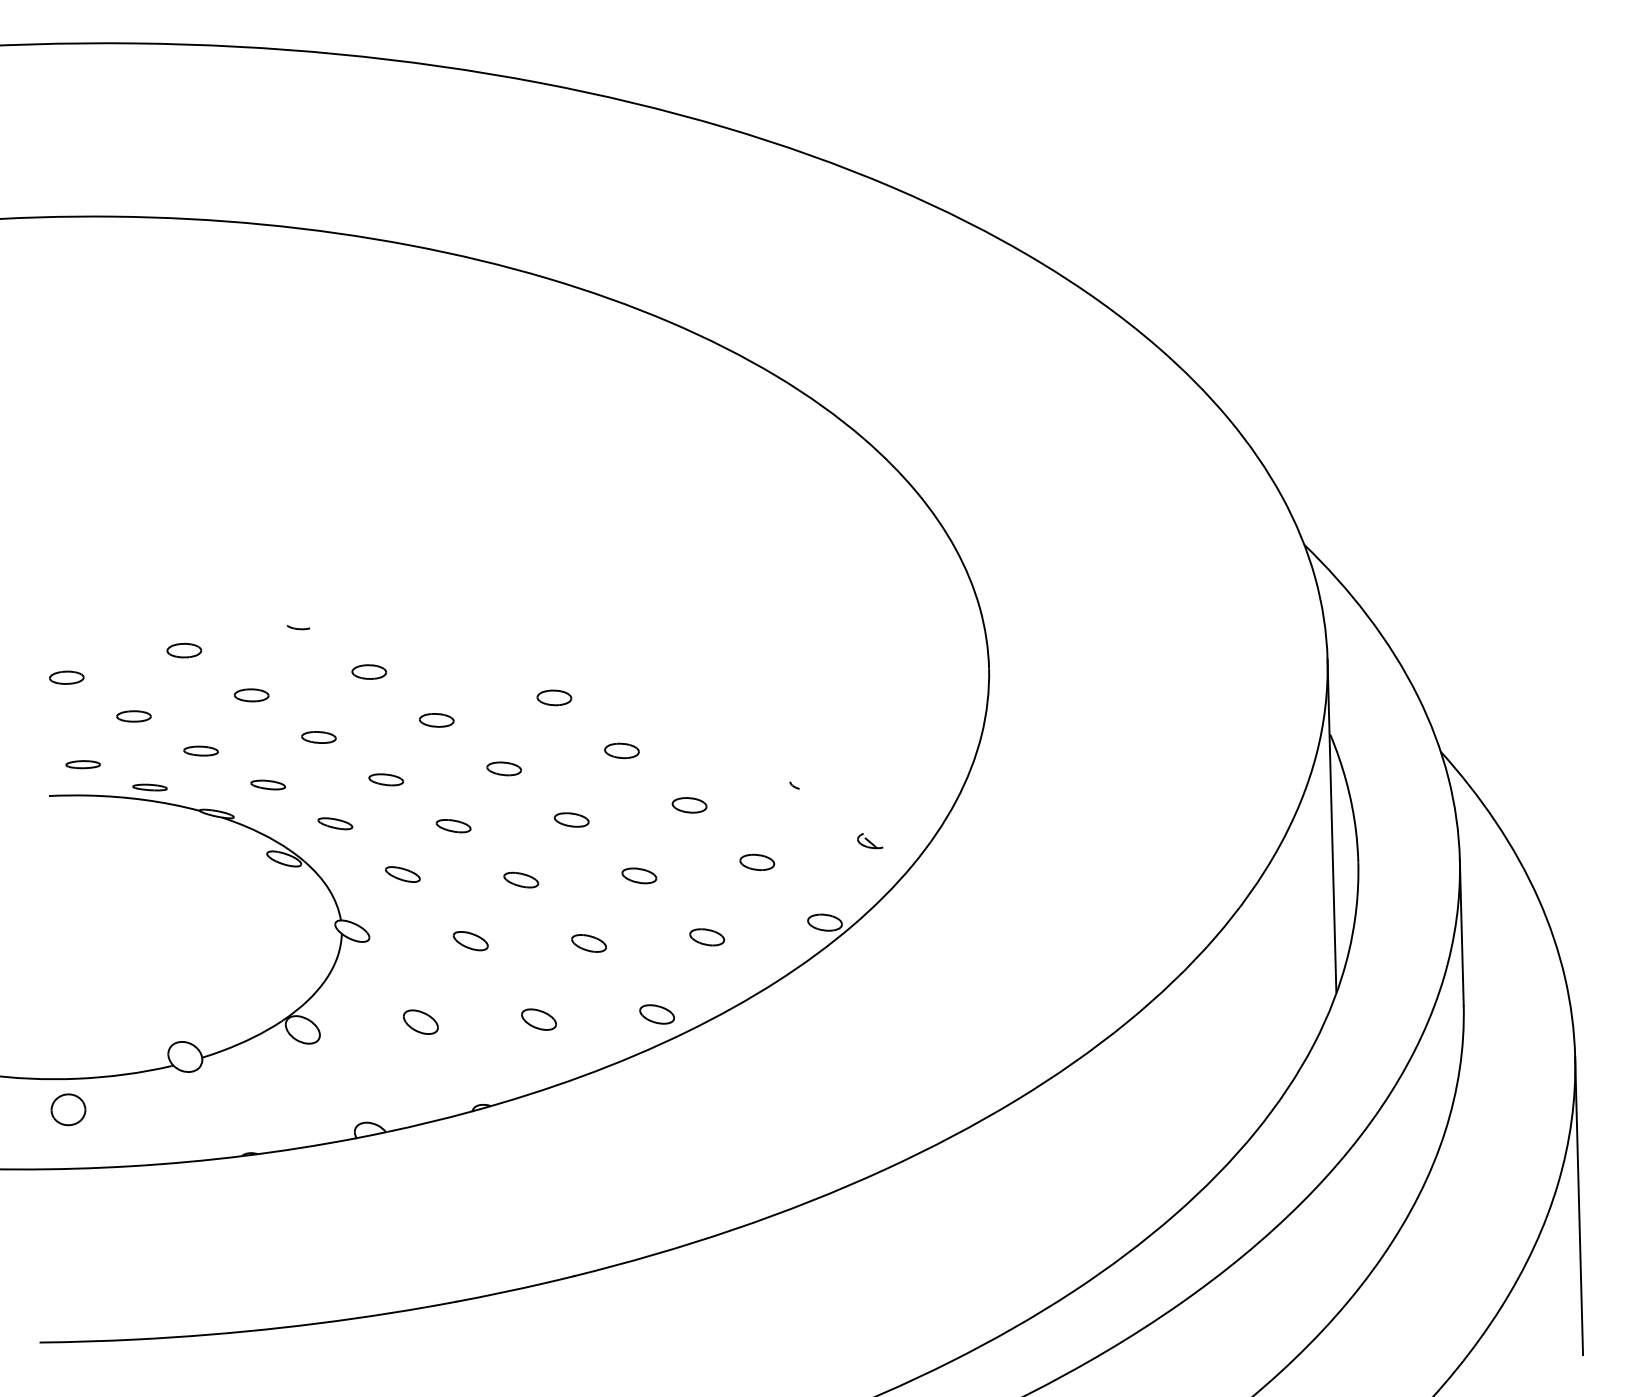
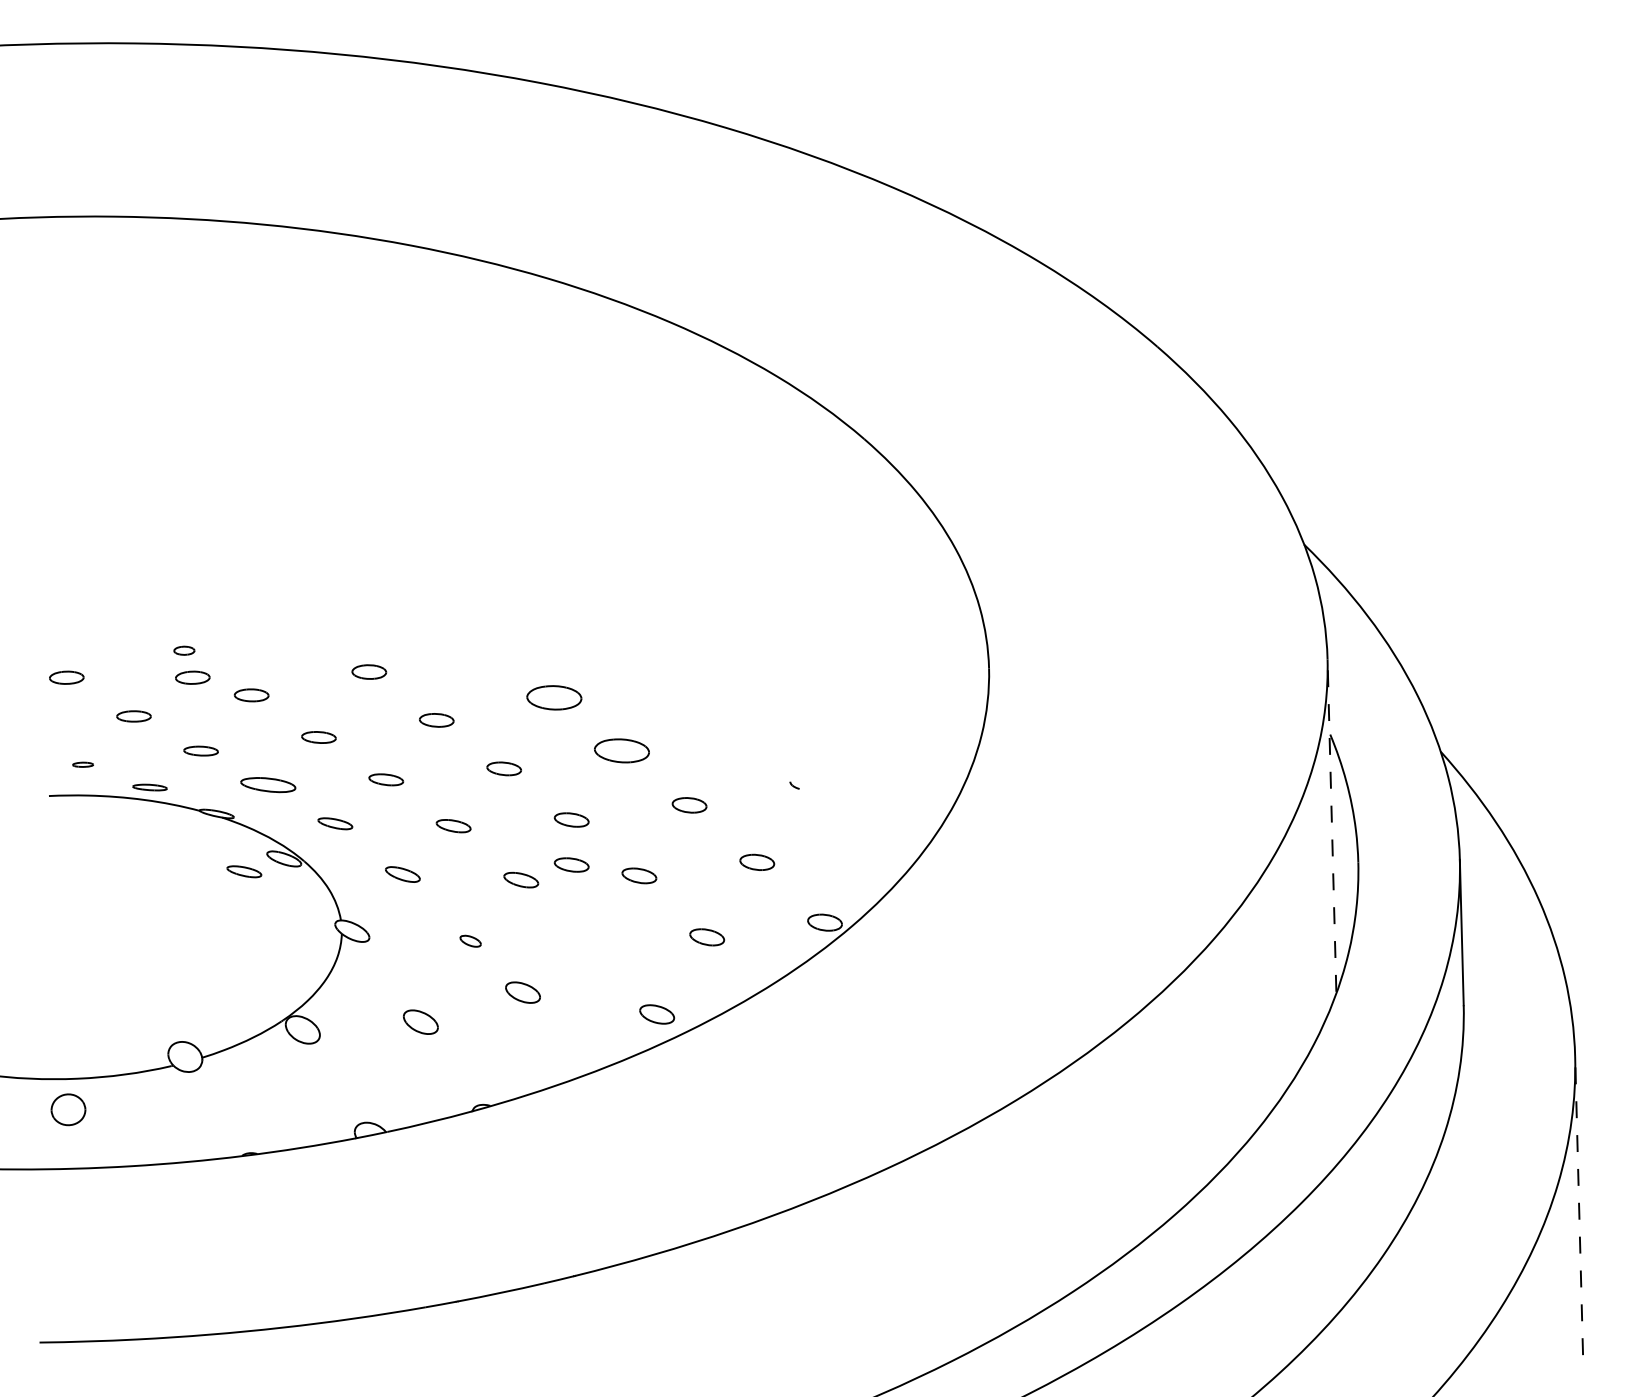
part: present -> none (298, 627)
part size: 37x16 px -> 23x11 px (184, 650)
part: none -> present (192, 677)
part size: 37x18 px -> 57x26 px (554, 697)
part size: 36x18 px -> 56x26 px (621, 750)
part size: 36x10 px -> 22x7 px (82, 764)
part size: 36x12 px -> 57x17 px (268, 785)
line: solid -> dashed (1331, 825)
part: present -> none (870, 841)
part: none -> present (571, 864)
part: none -> present (244, 871)
part size: 37x21 px -> 23x14 px (470, 940)
part: present -> none (588, 943)
part position: (538, 1019) -> (522, 992) (522, 992)
line: solid -> dashed (1579, 1205)
